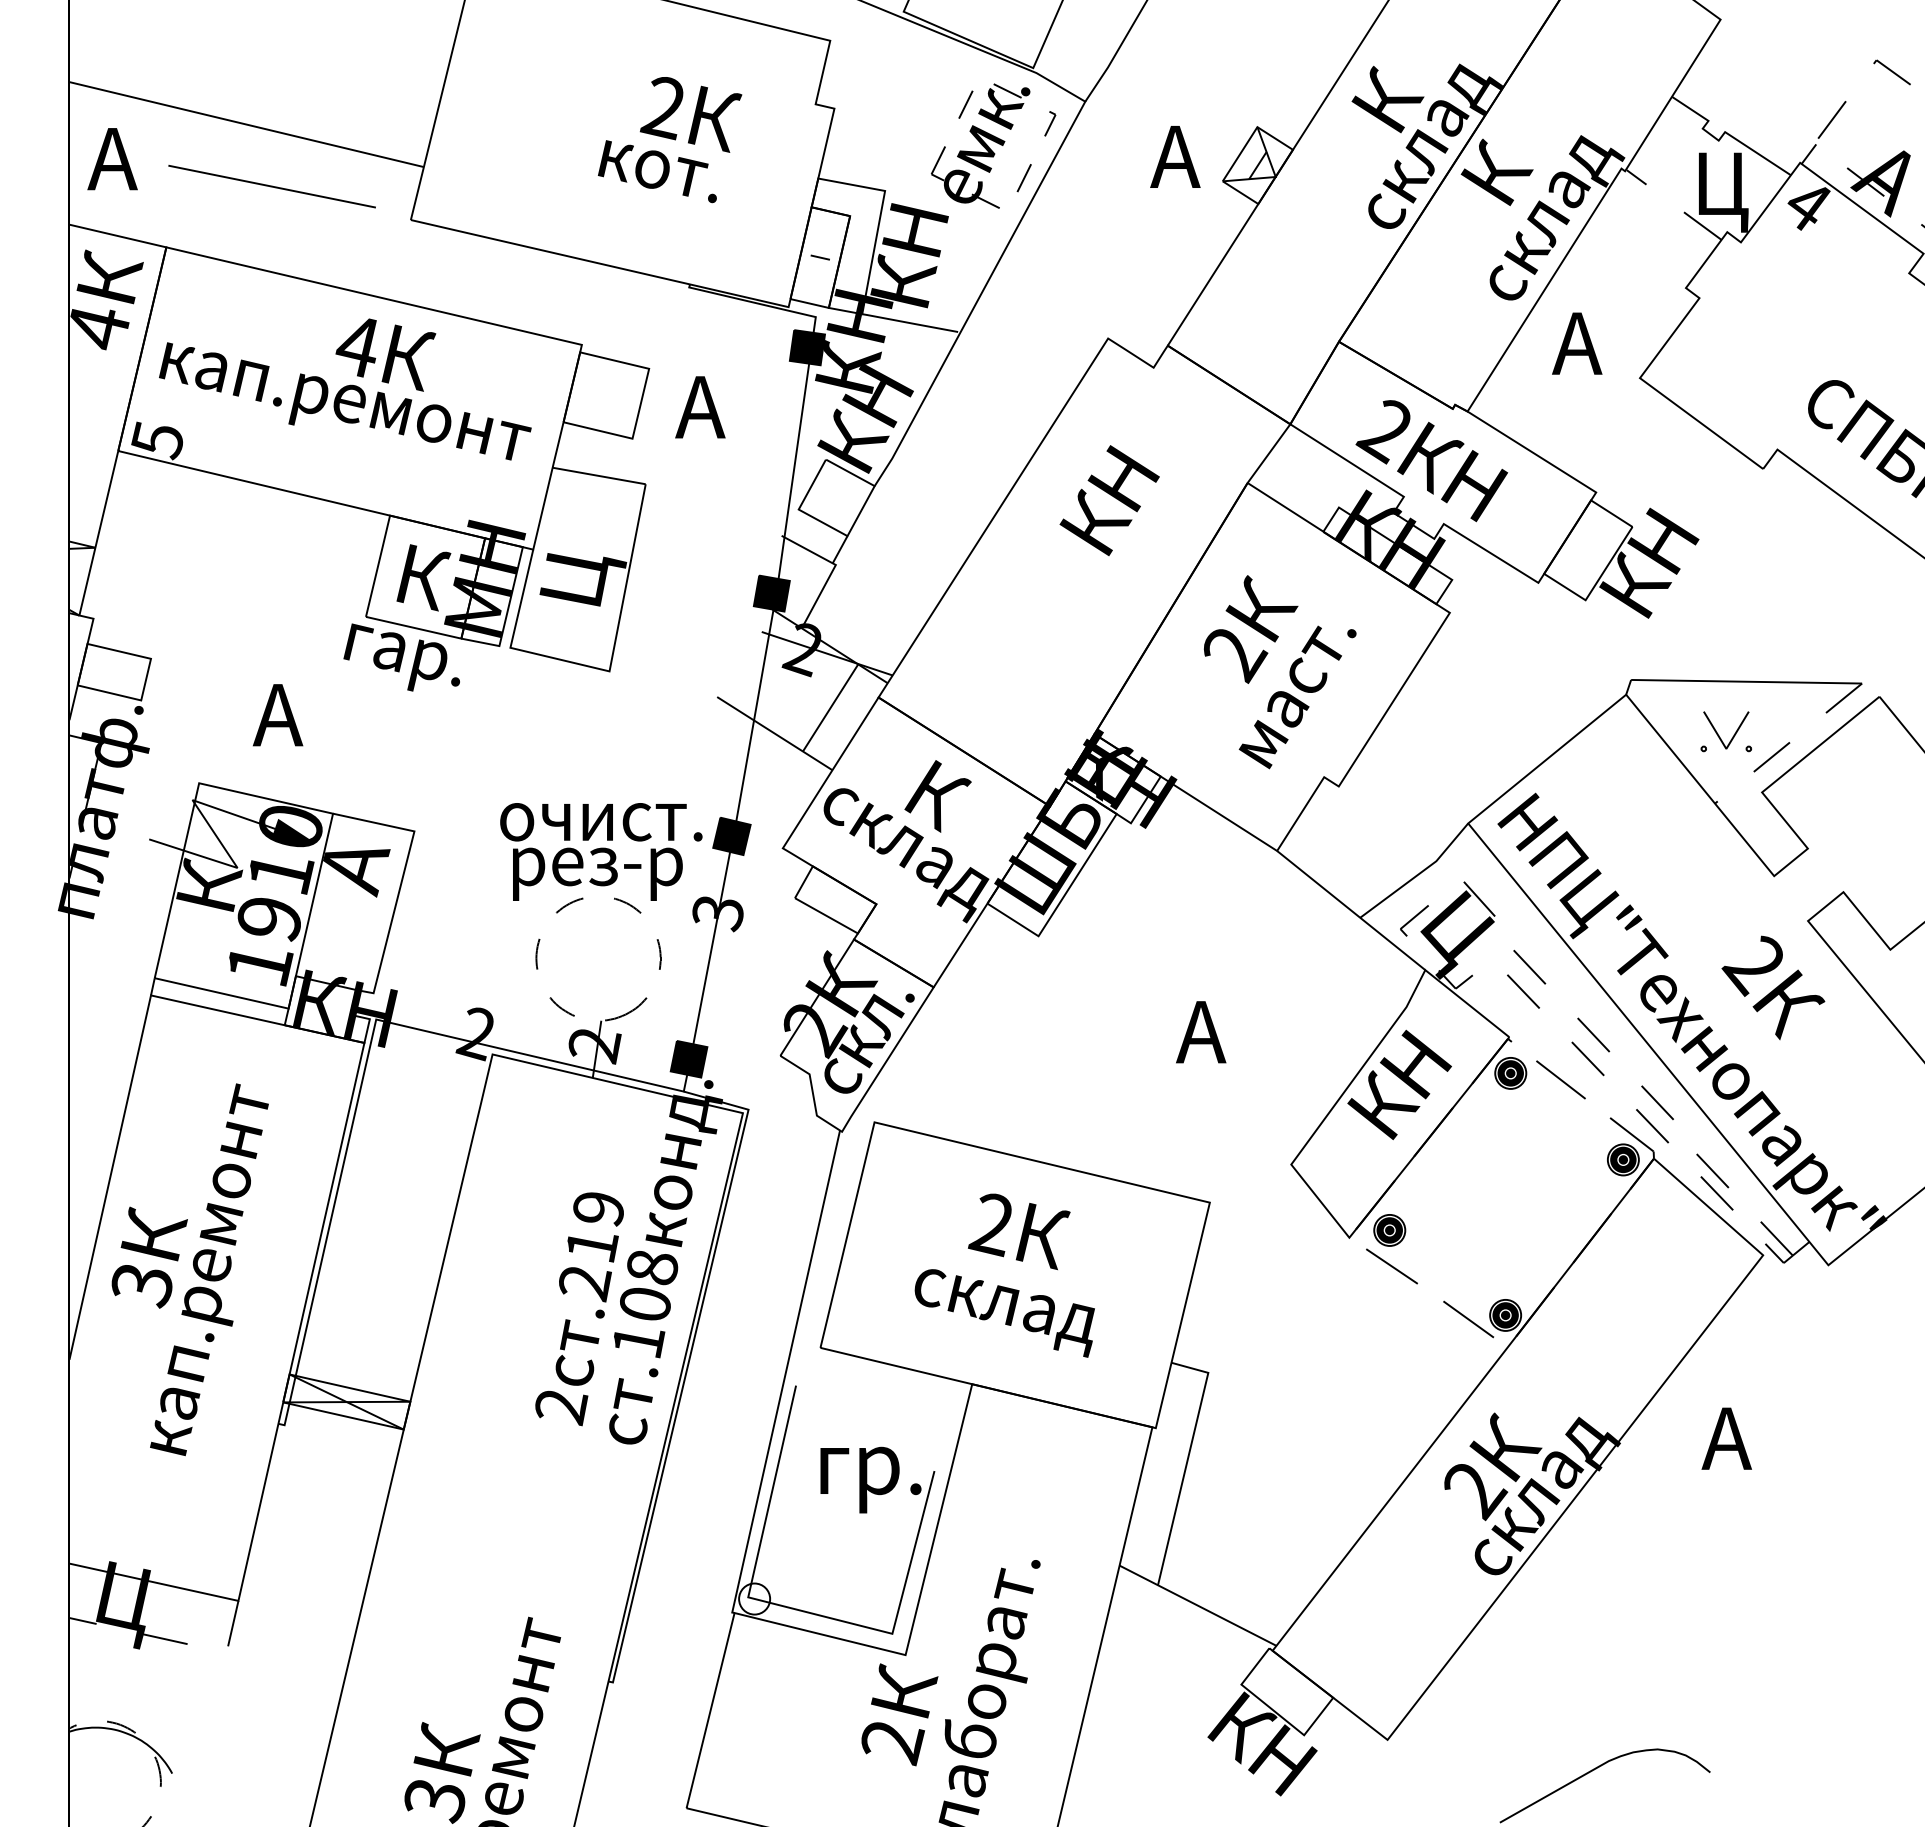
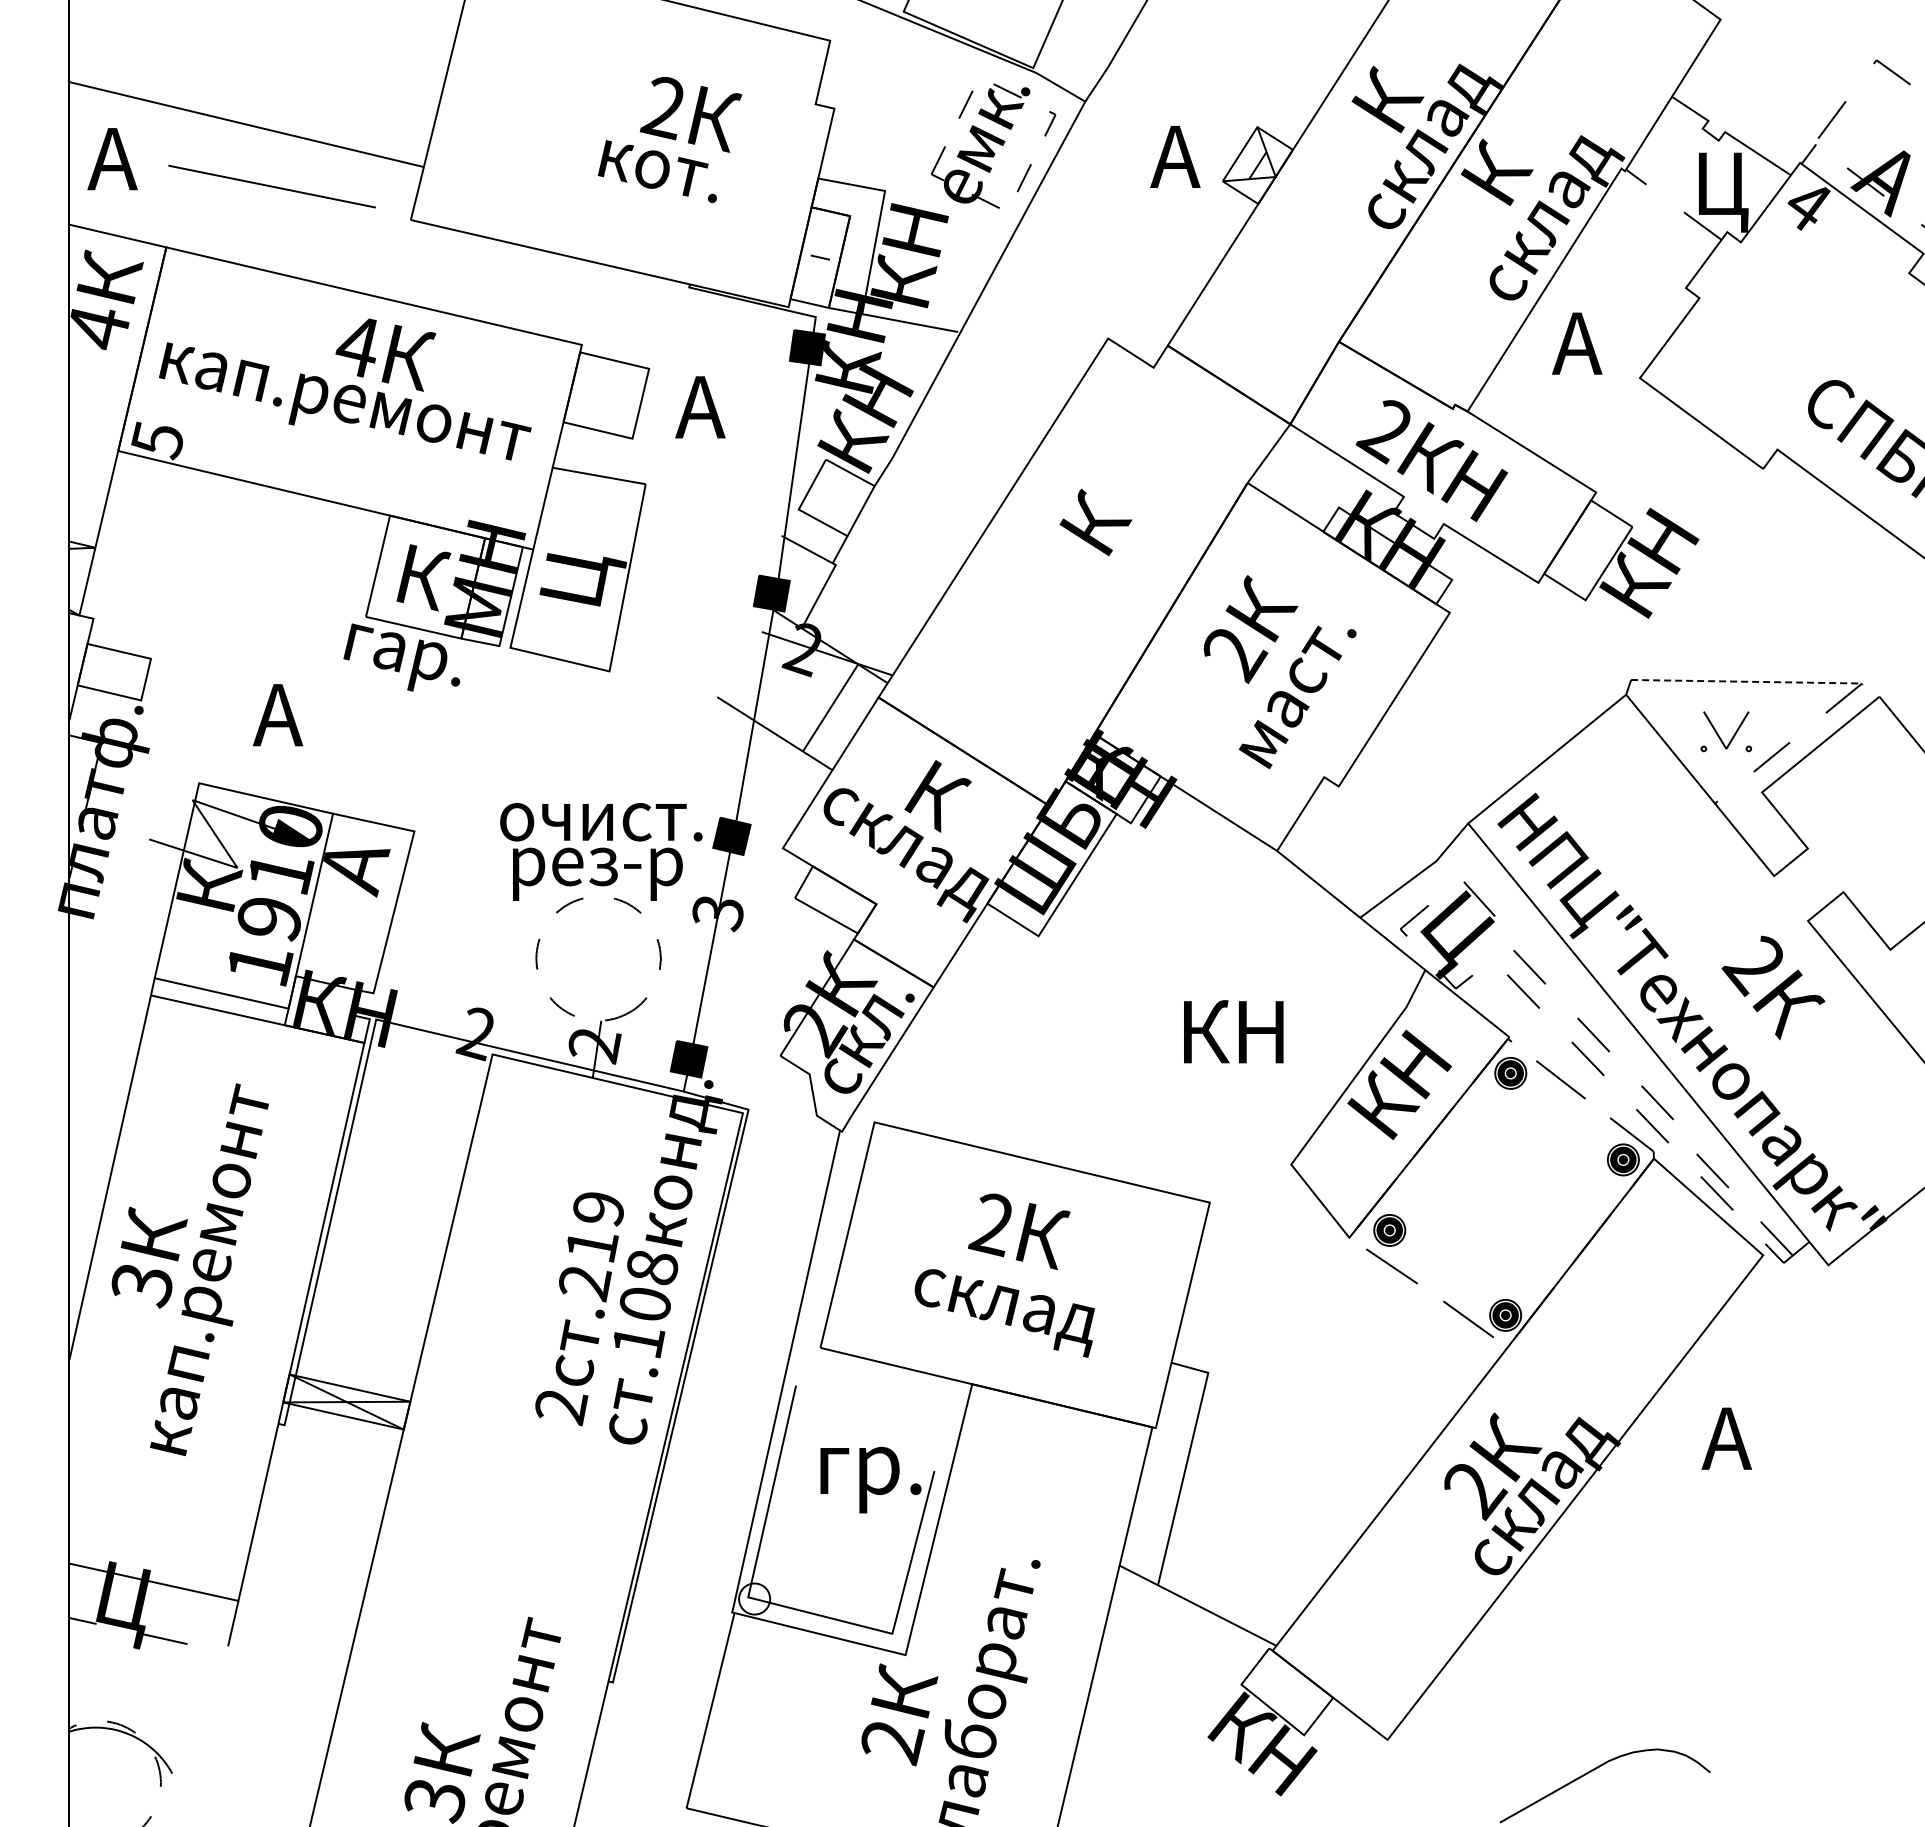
text: КН -> К (1123, 478)
line: solid -> dashed (1746, 681)
text: А -> КН (1229, 1031)
